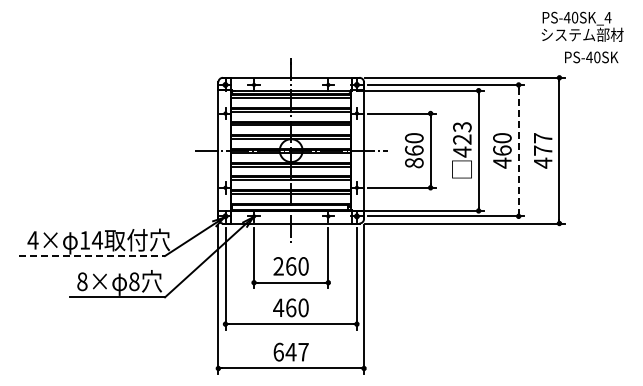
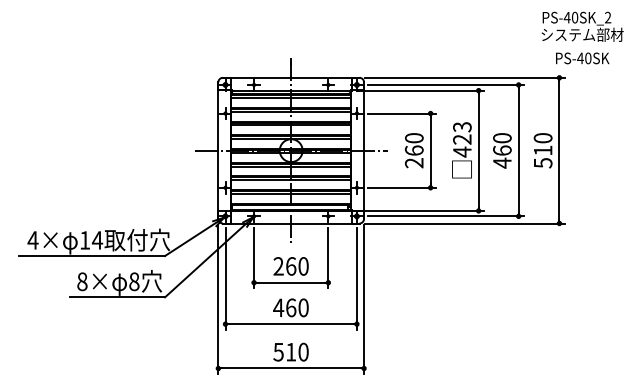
text: PS-40SK_4 -> PS-40SK_2 (607, 17)
text position: (591, 57) -> (582, 58) (582, 58)
text: 477 -> 510 (542, 150)
line: dashed -> solid (518, 151)
text: 860 -> 260 (414, 163)
line: dashed -> solid (92, 256)
text: 647 -> 510 (290, 351)
